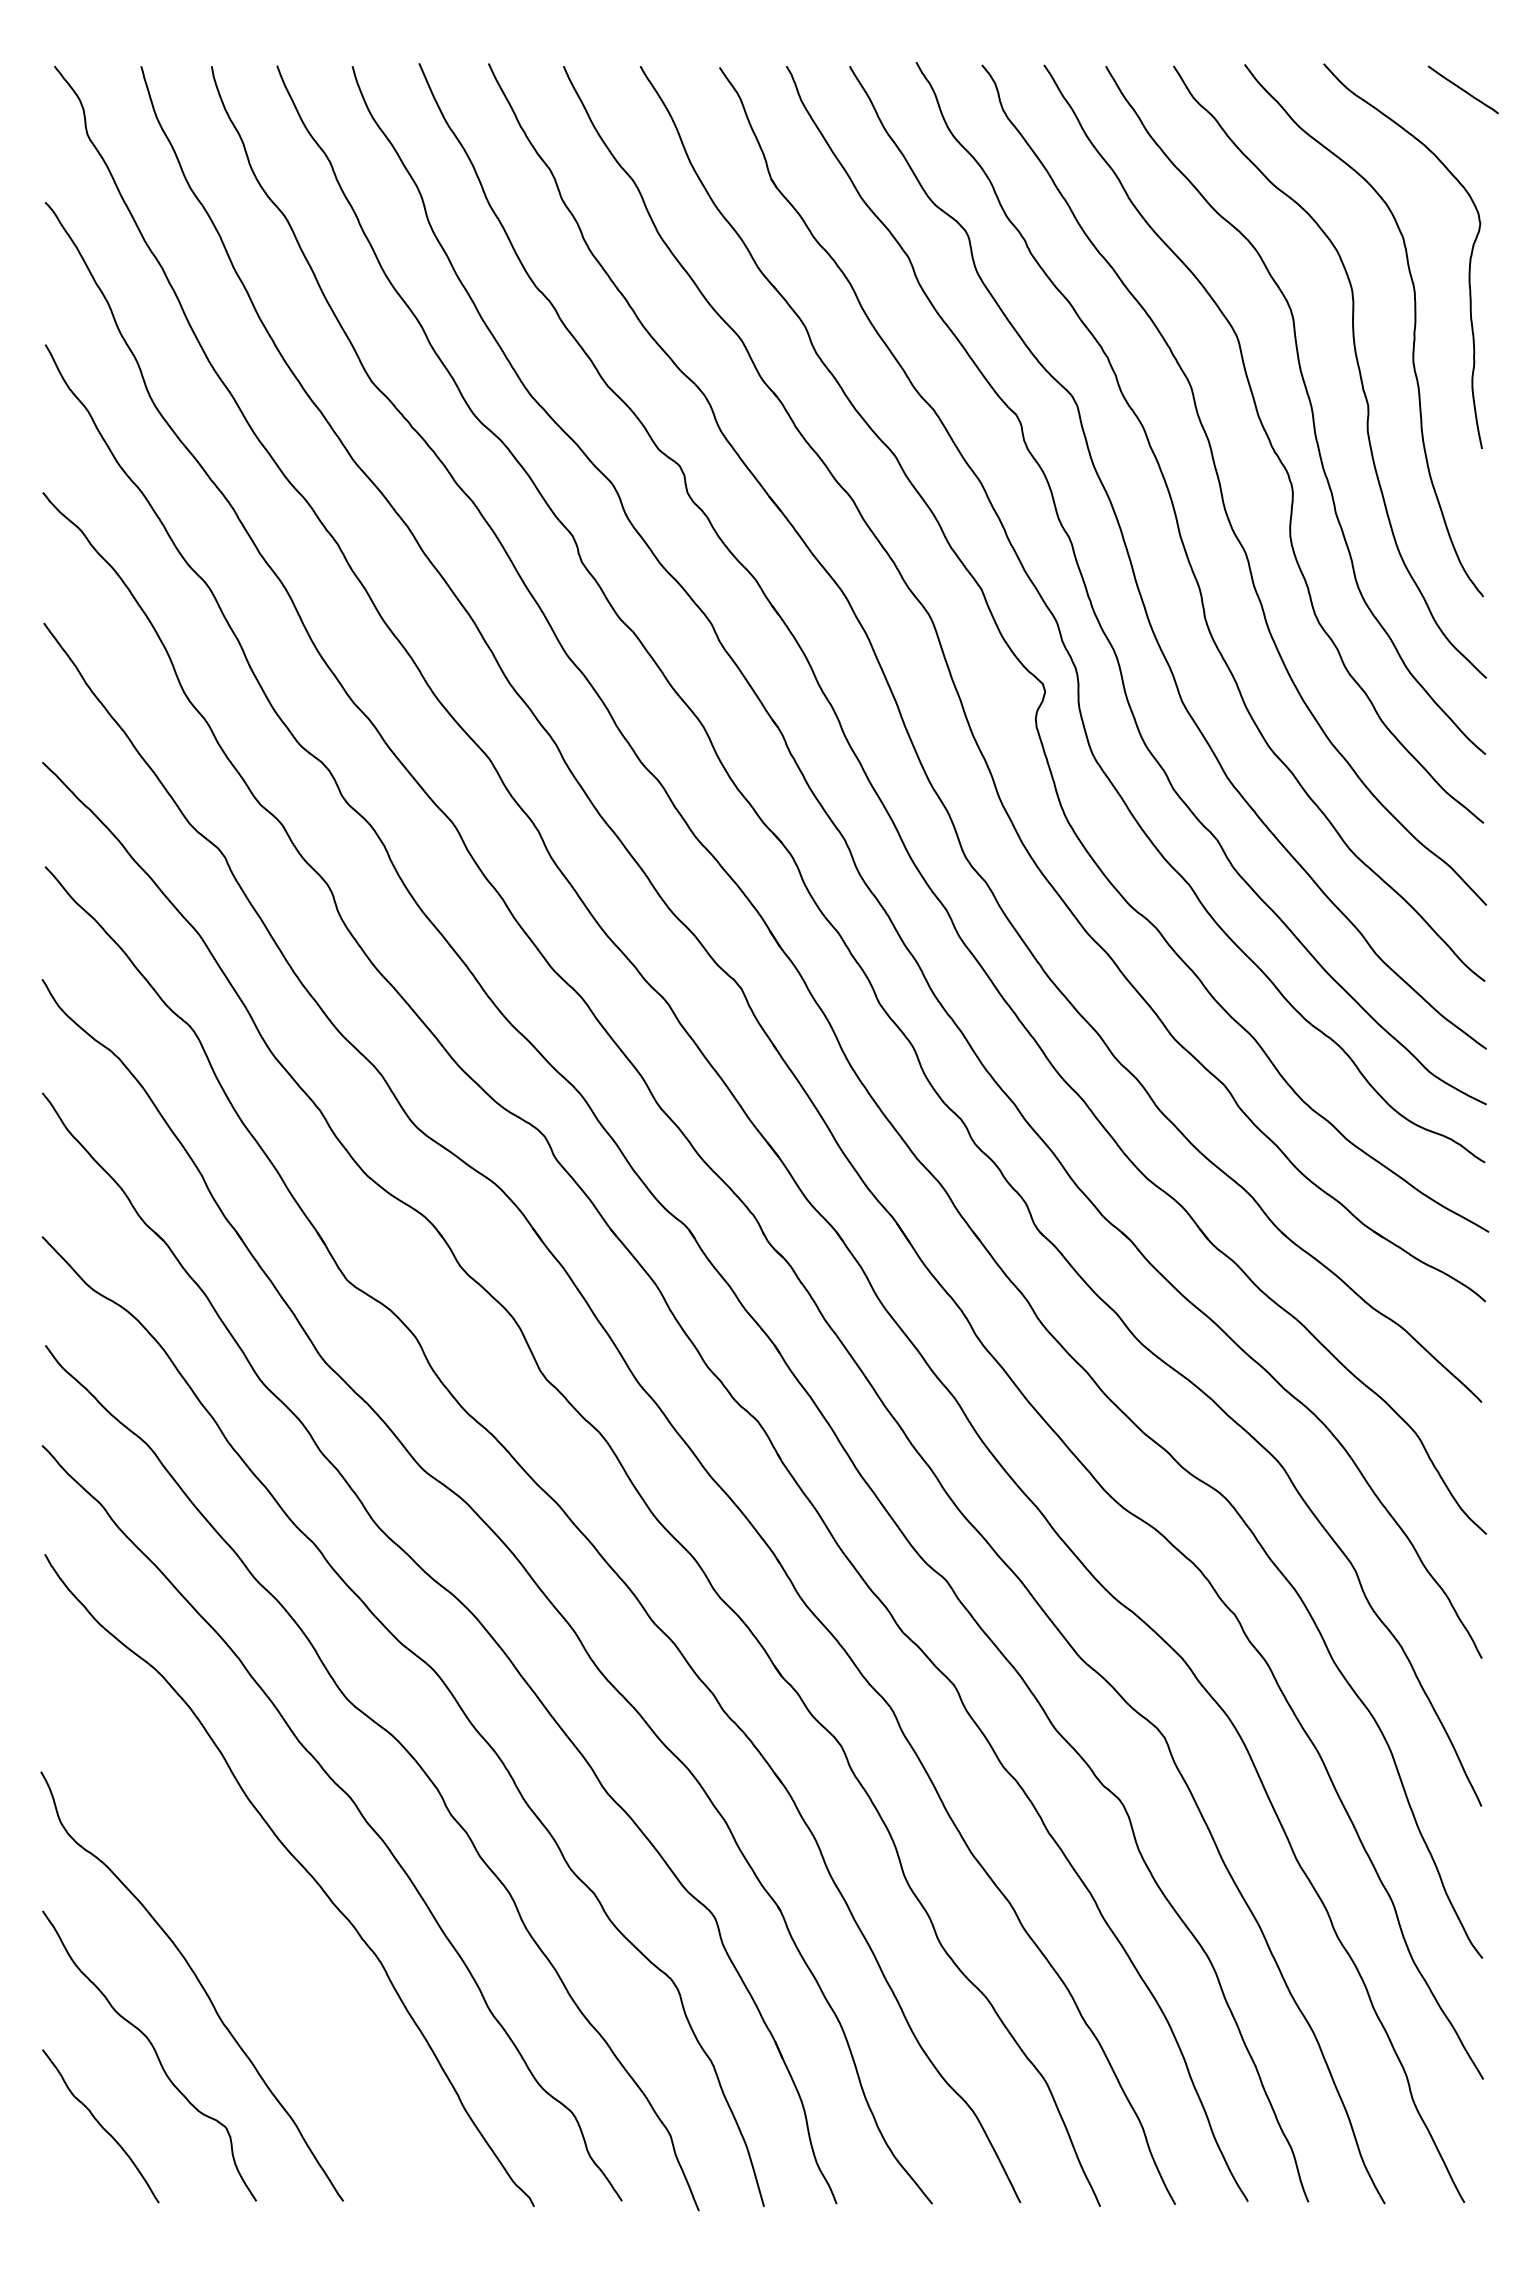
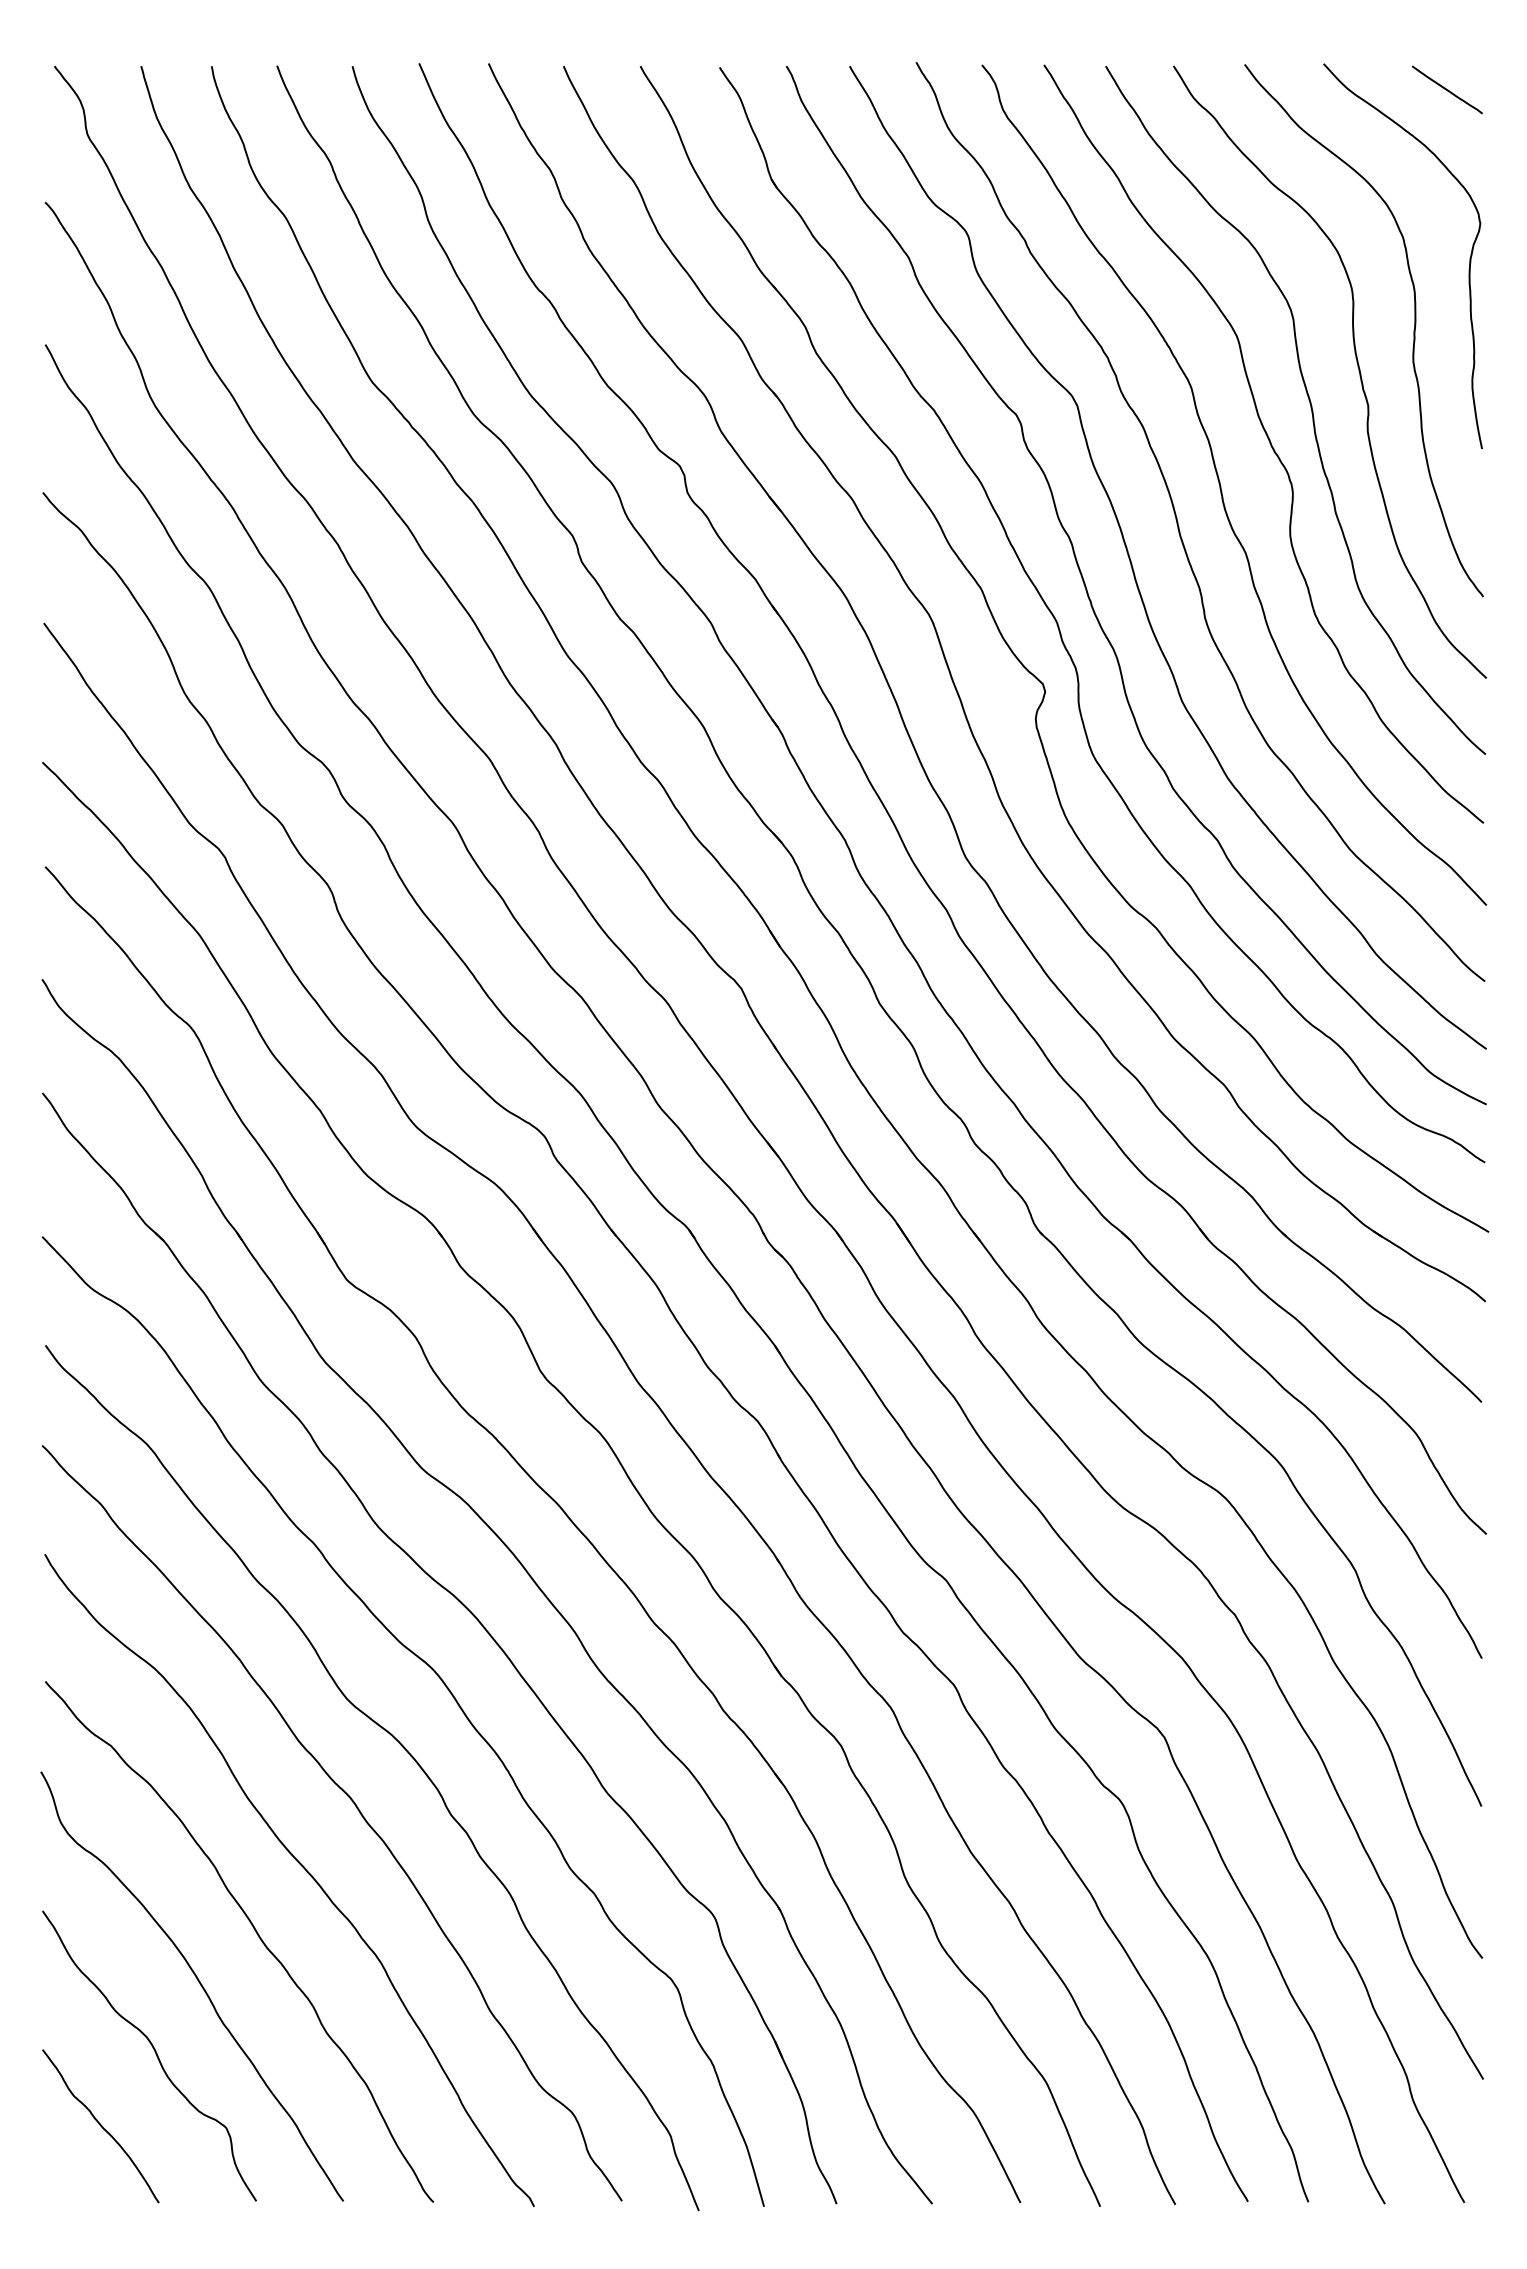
line position: (1462, 89) -> (1446, 89) (1446, 89)
curve: none -> present (255, 1932)
